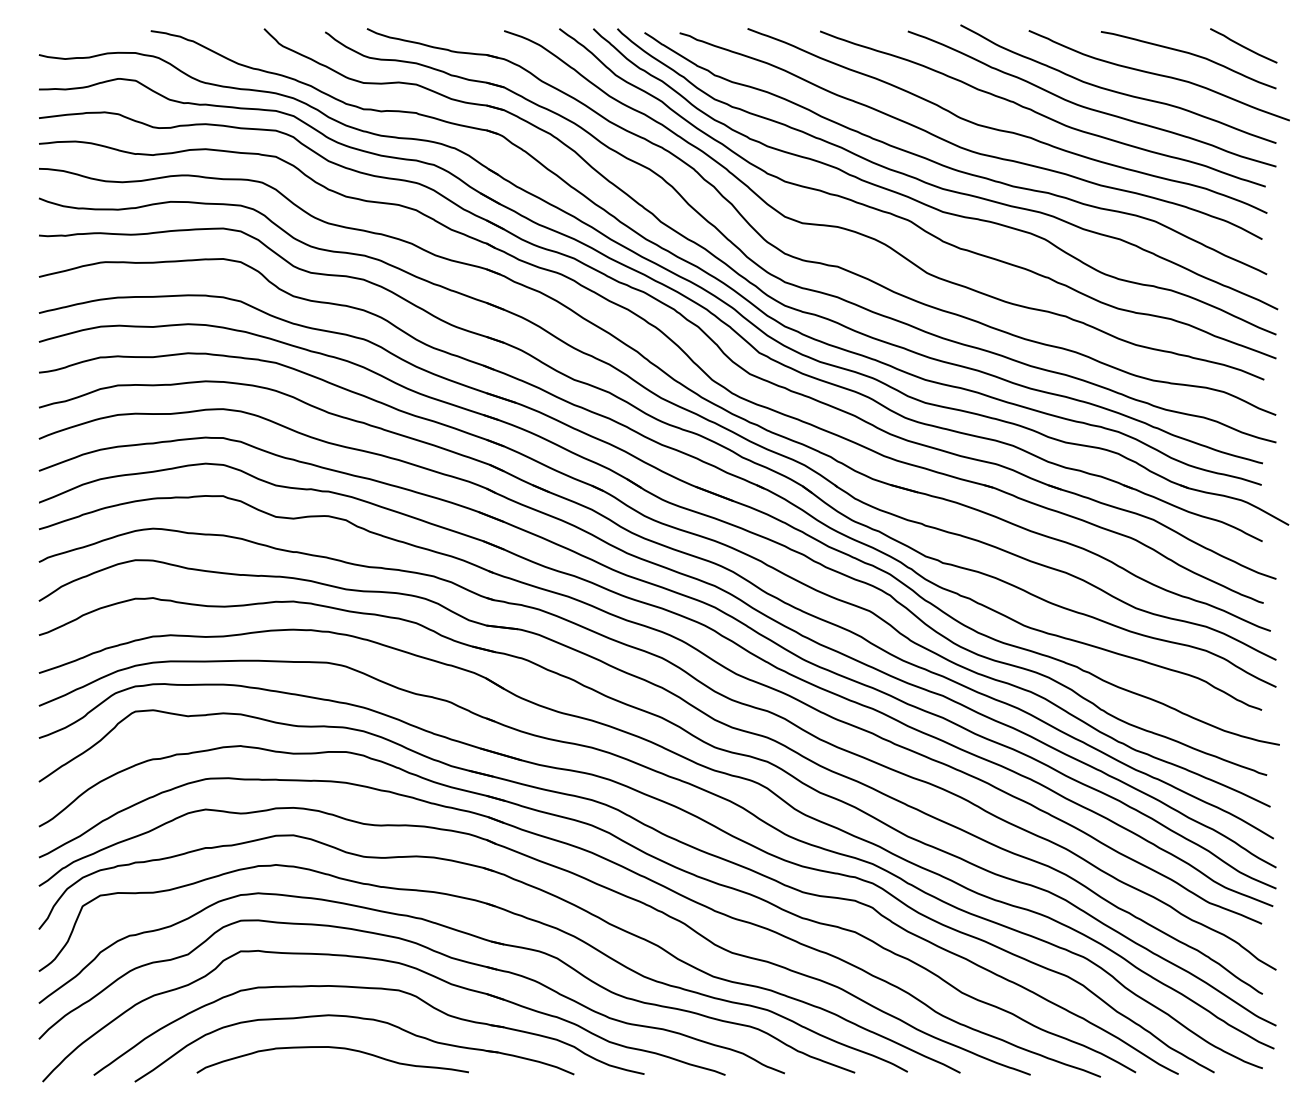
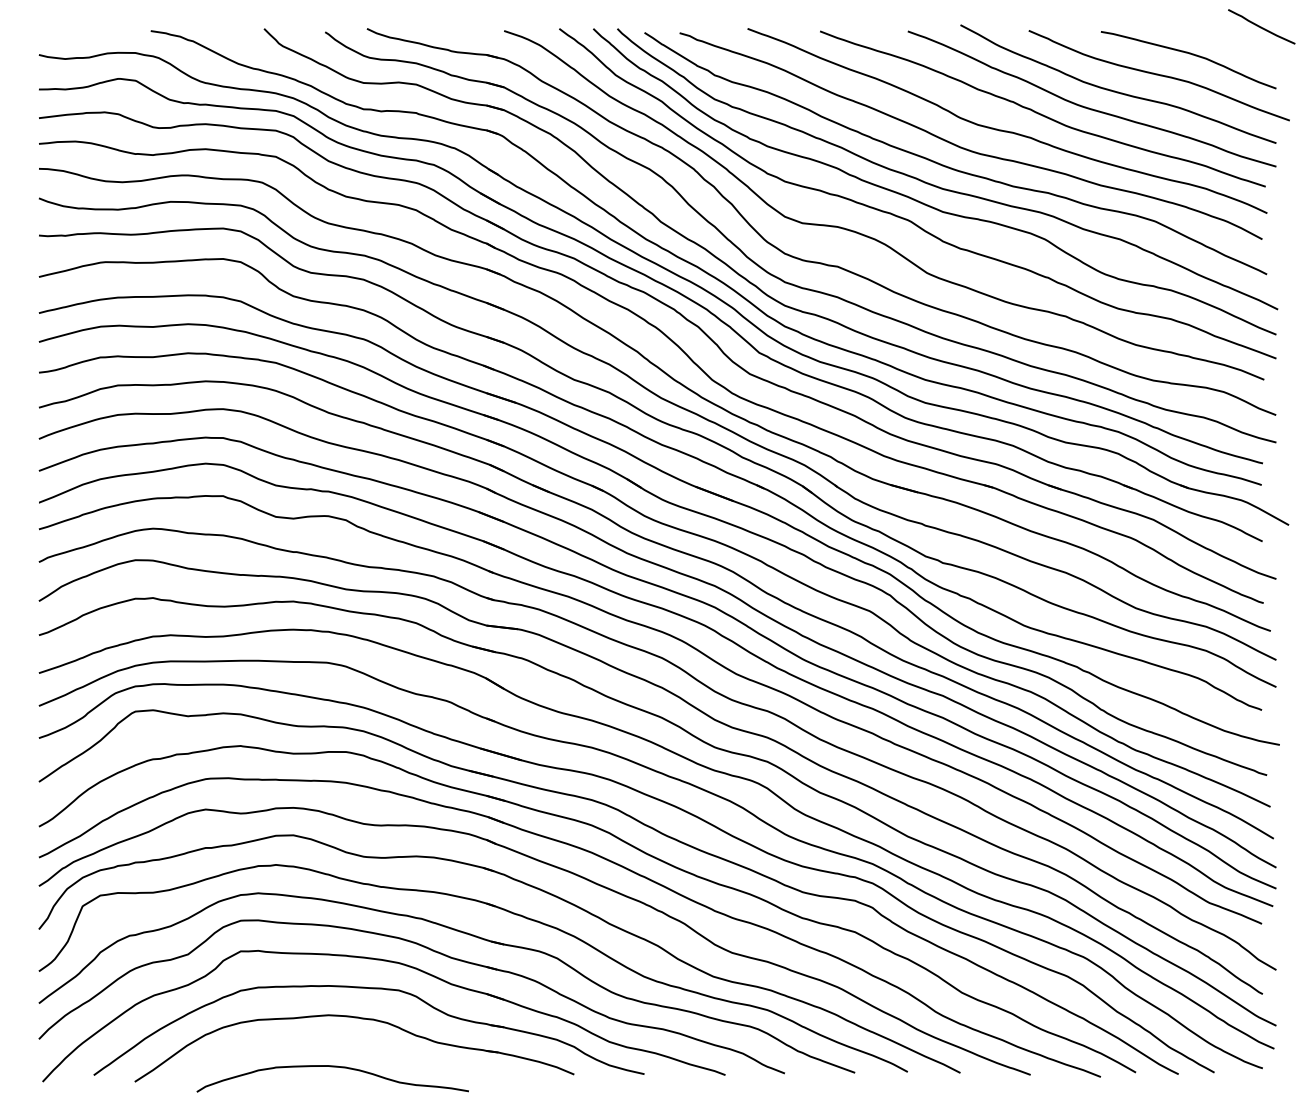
curve position: (1243, 45) -> (1261, 26) (1261, 26)
curve position: (332, 1048) -> (332, 1067) (332, 1067)
